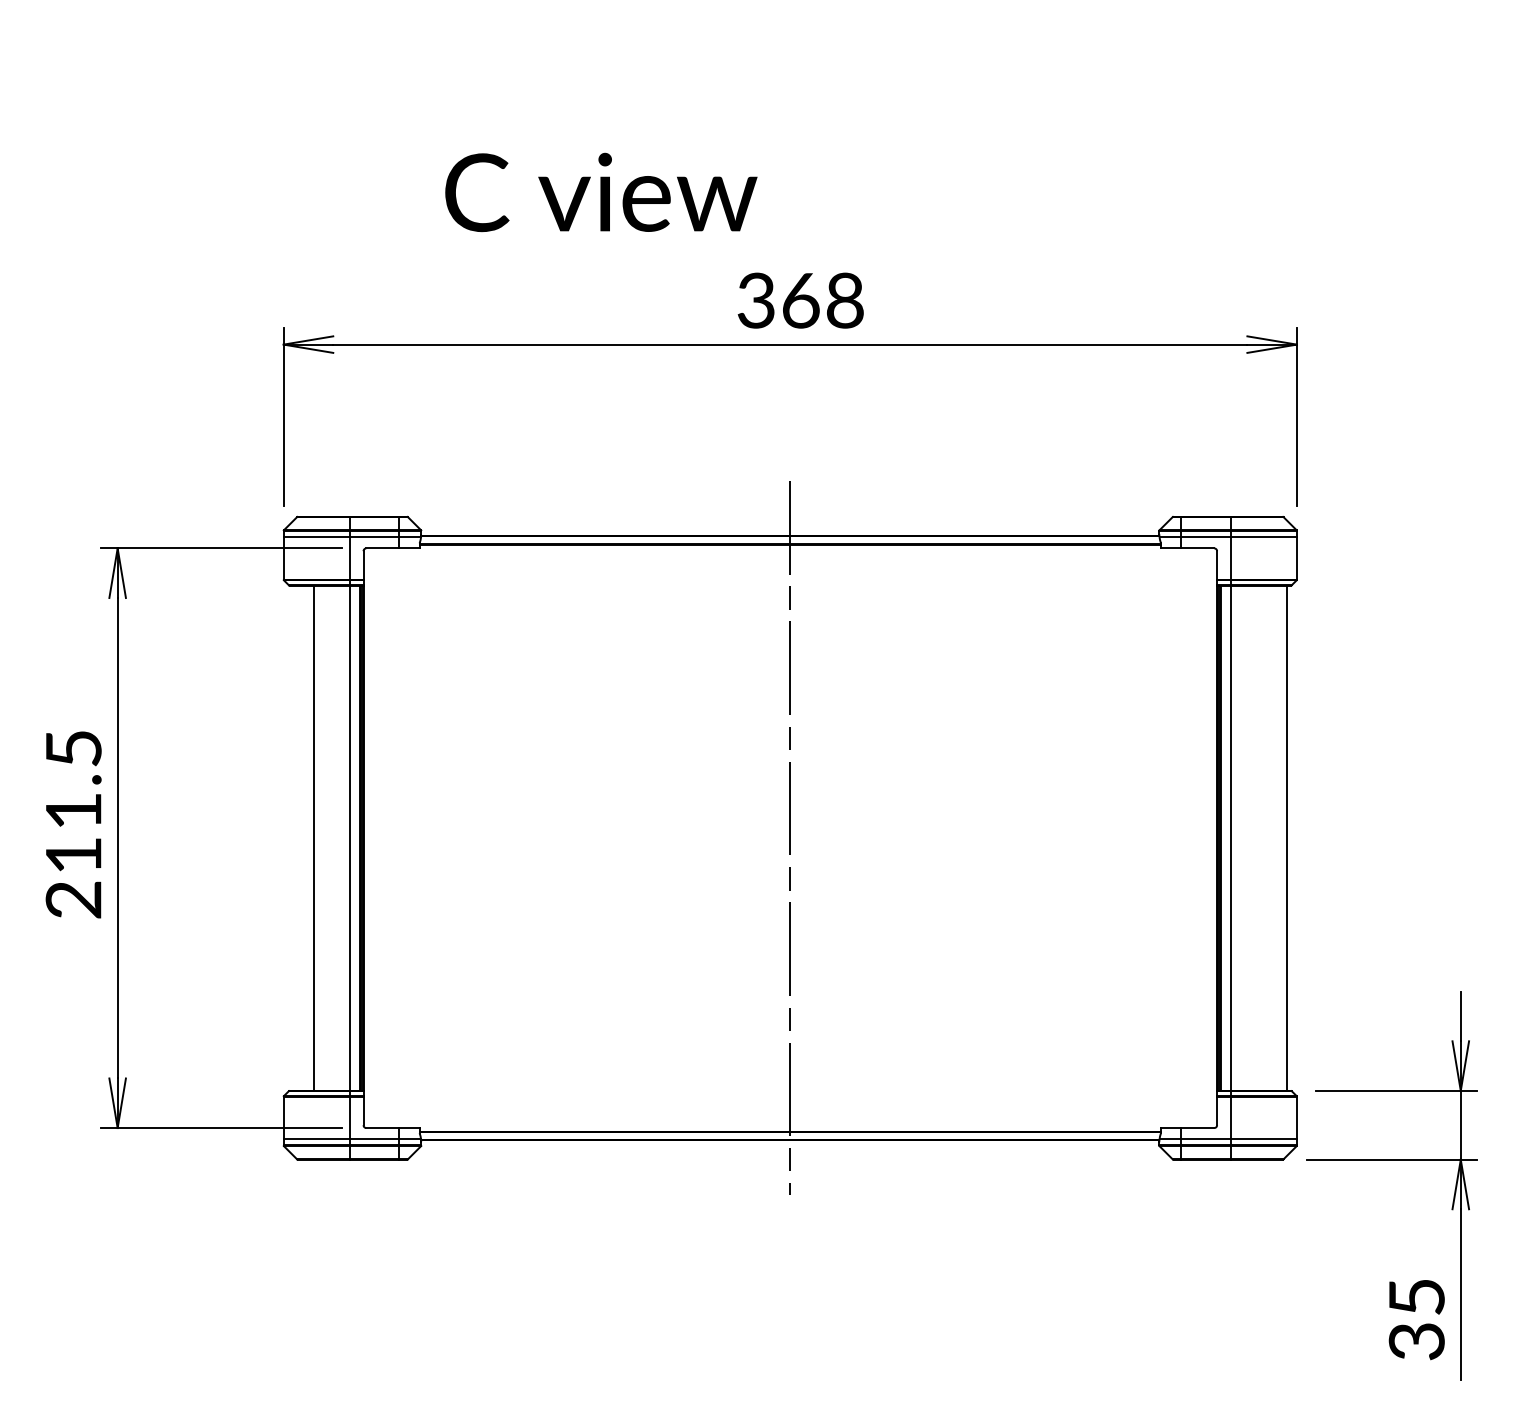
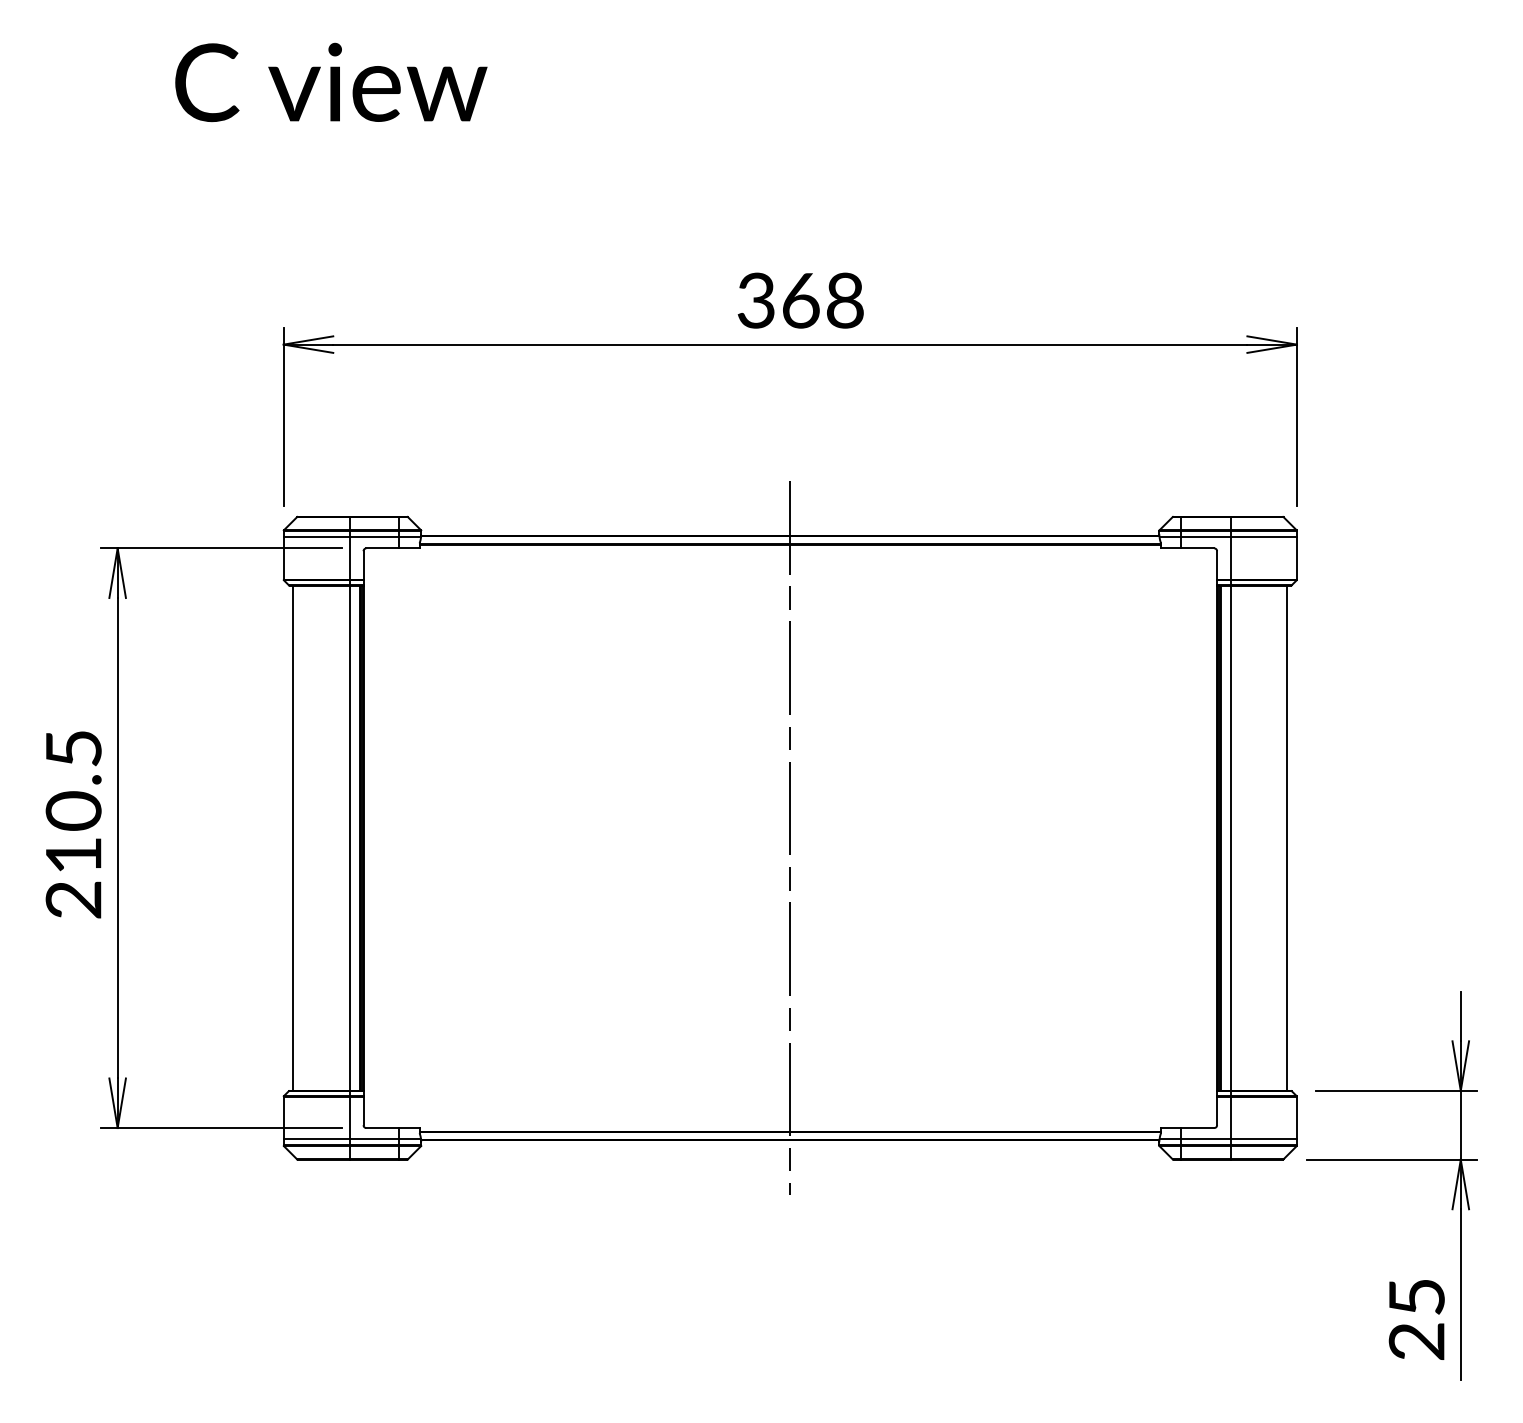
text position: (601, 192) -> (331, 82) (331, 82)
text: 211.5 -> 210.5 (73, 810)
line position: (314, 837) -> (293, 837) (293, 837)
text: 35 -> 25 (1416, 1341)
